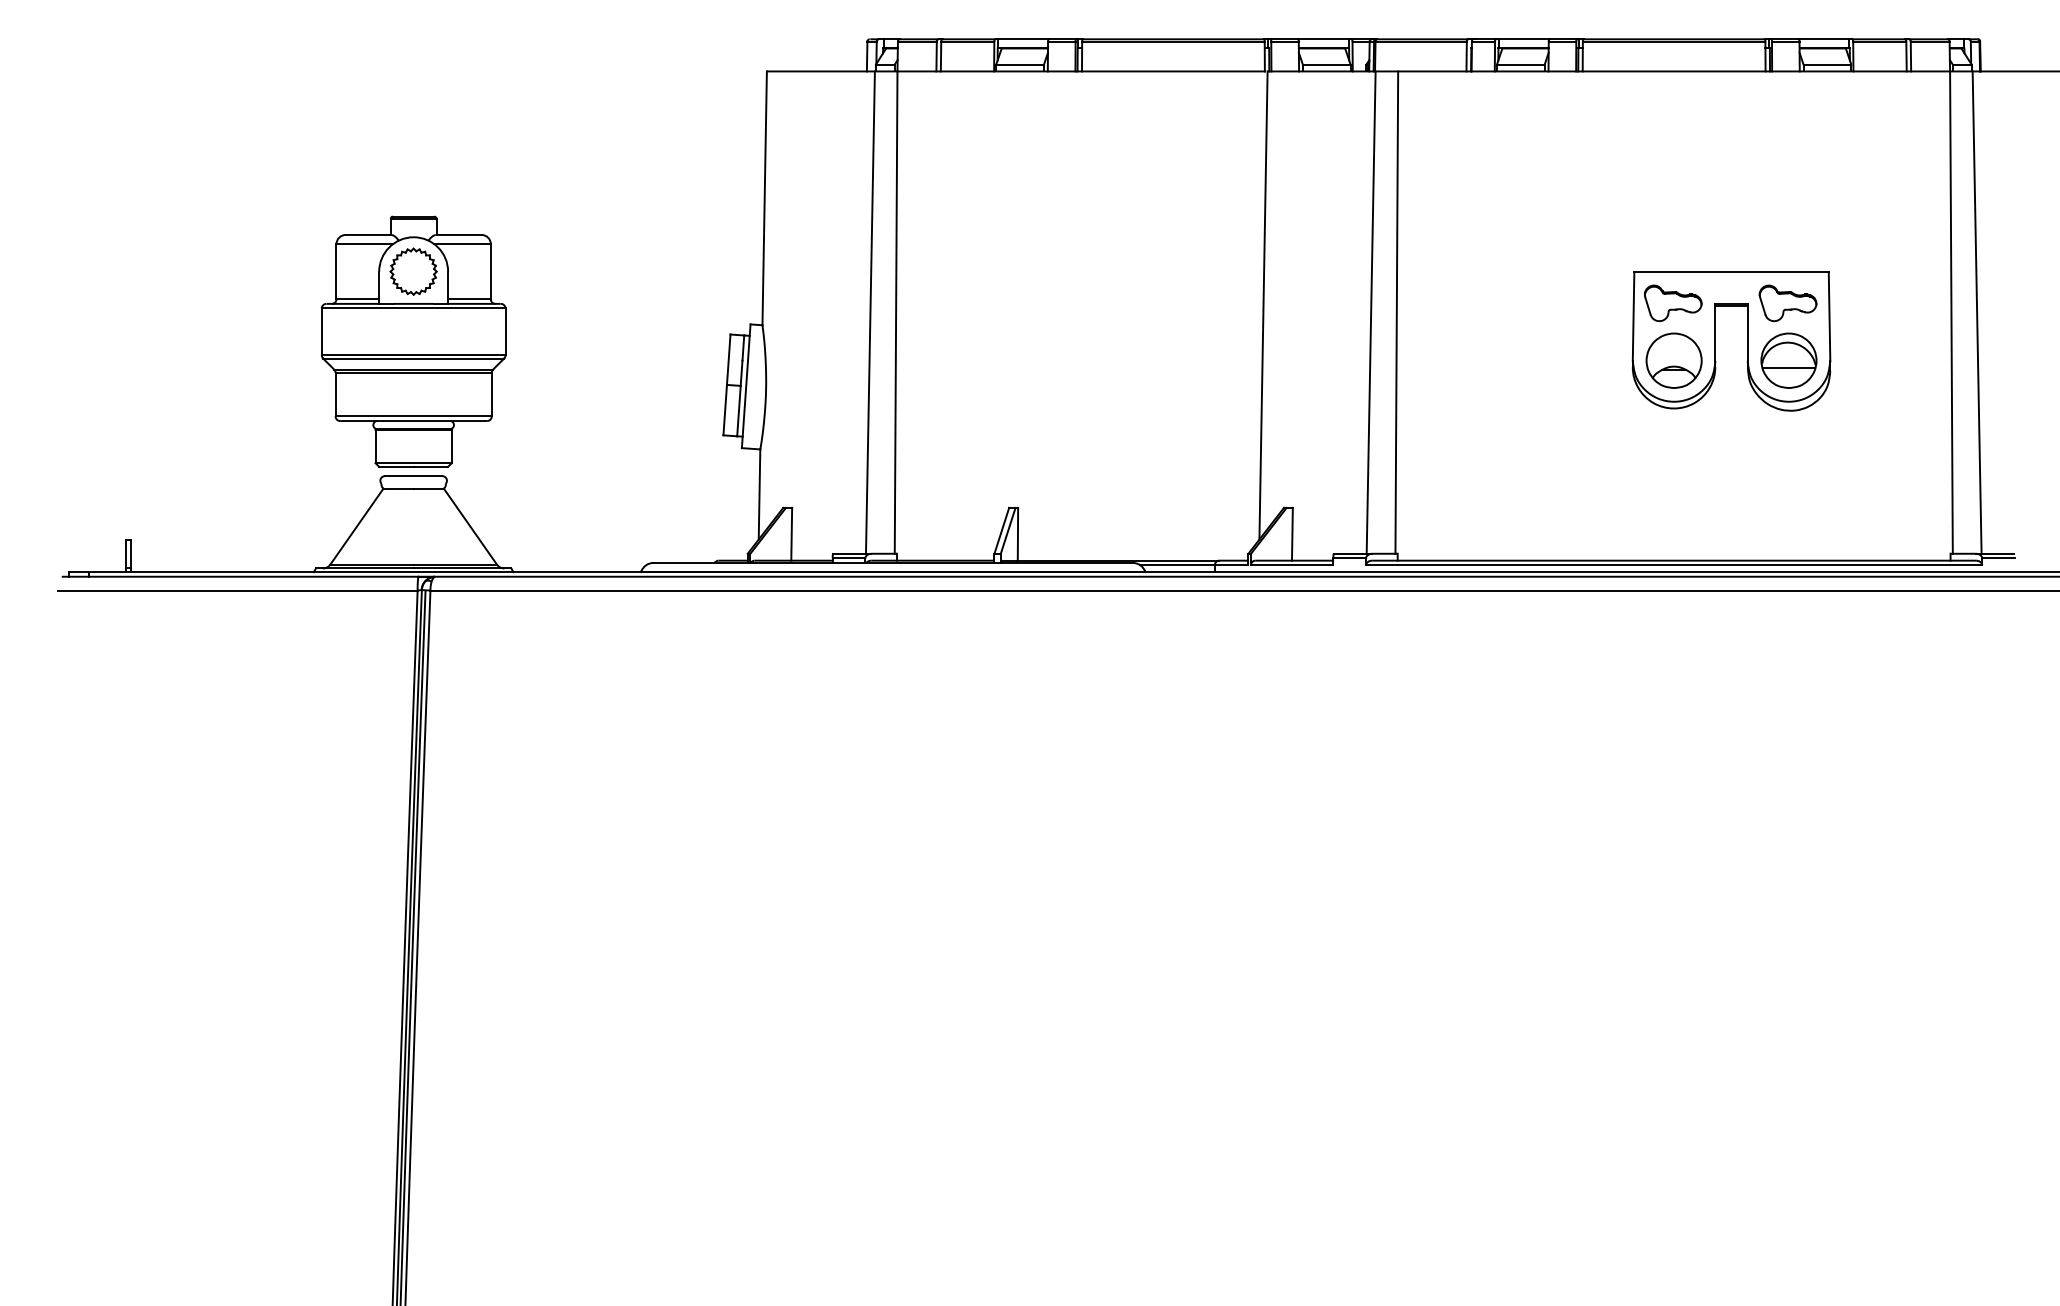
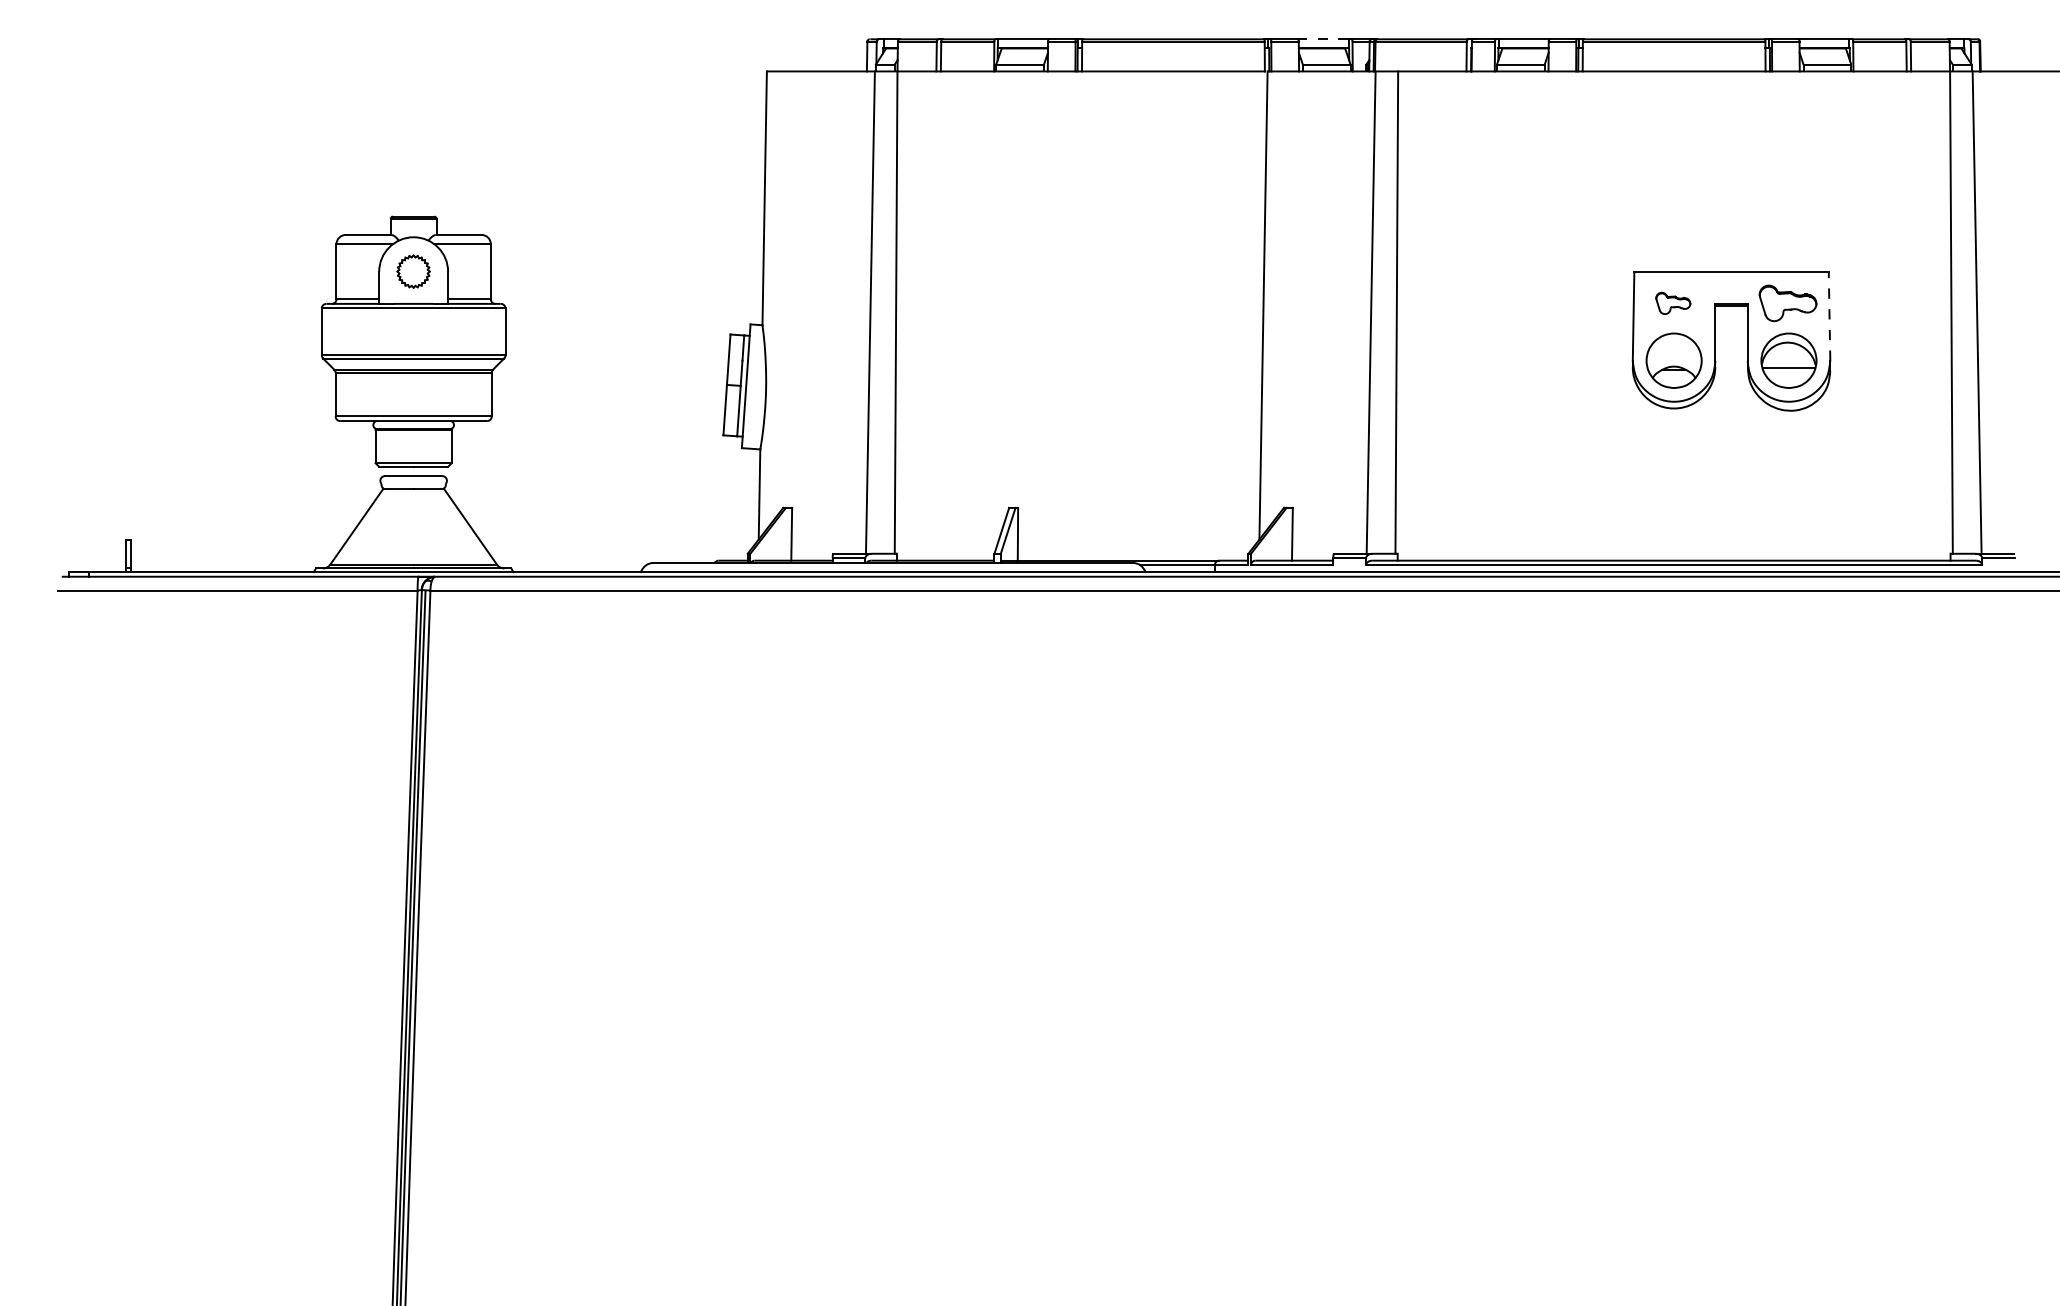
line: solid -> dashed (1323, 39)
part size: 49x49 px -> 35x35 px (413, 271)
part size: 59x39 px -> 37x24 px (1673, 302)
line: solid -> dashed (1829, 316)
